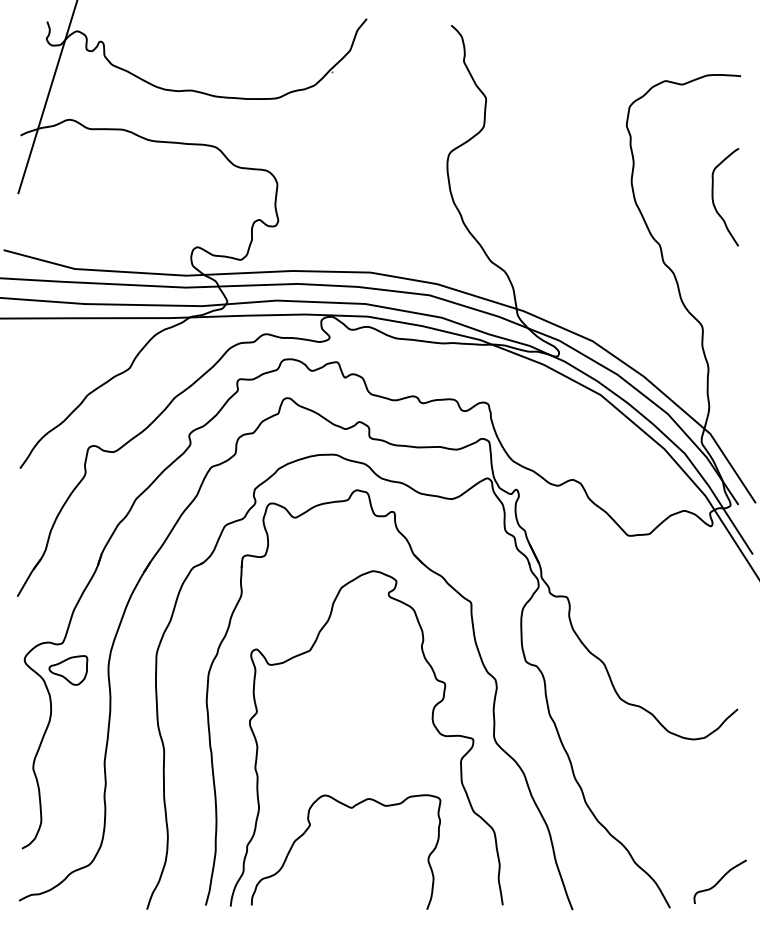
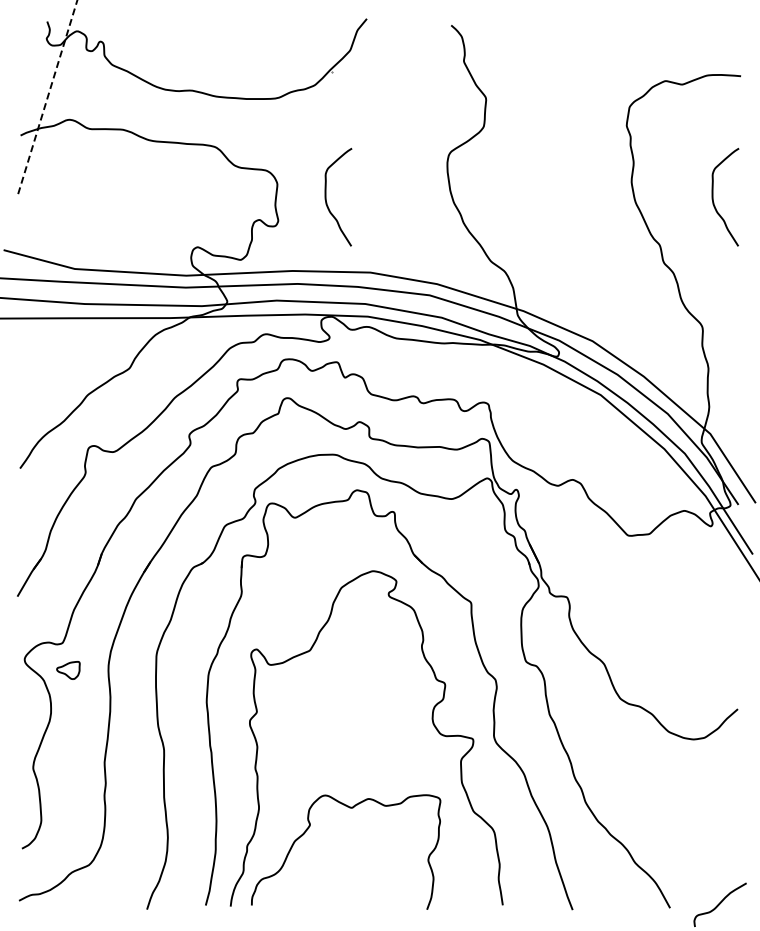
line: solid -> dashed (47, 96)
curve: none -> present (326, 197)
part size: 41x31 px -> 25x19 px (68, 670)
curve position: (719, 881) -> (719, 904) (719, 904)
